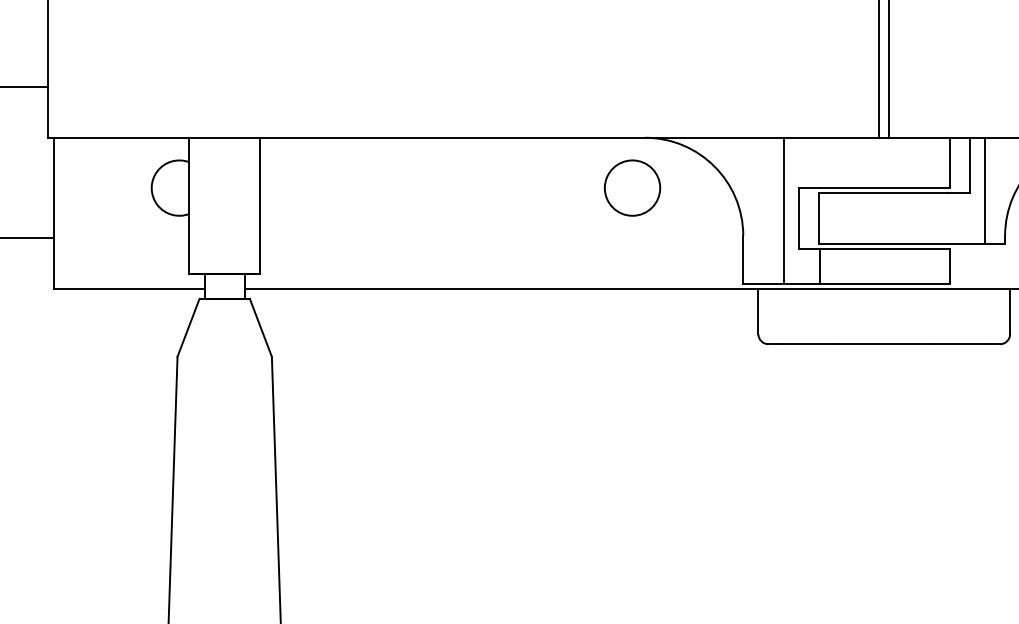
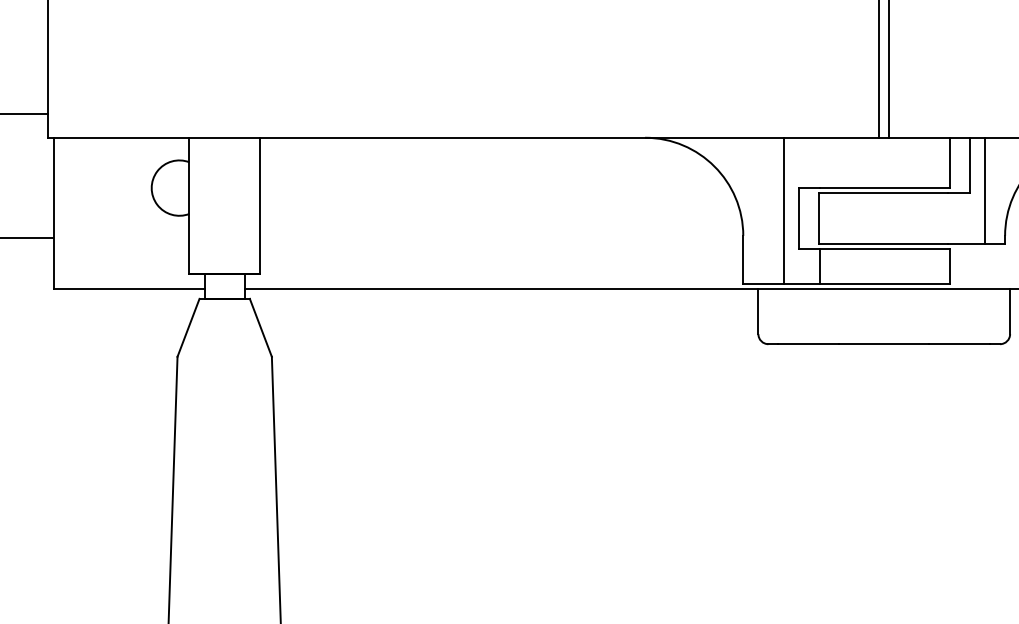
line position: (25, 87) -> (25, 114) (25, 114)
circle: present -> none (632, 187)
